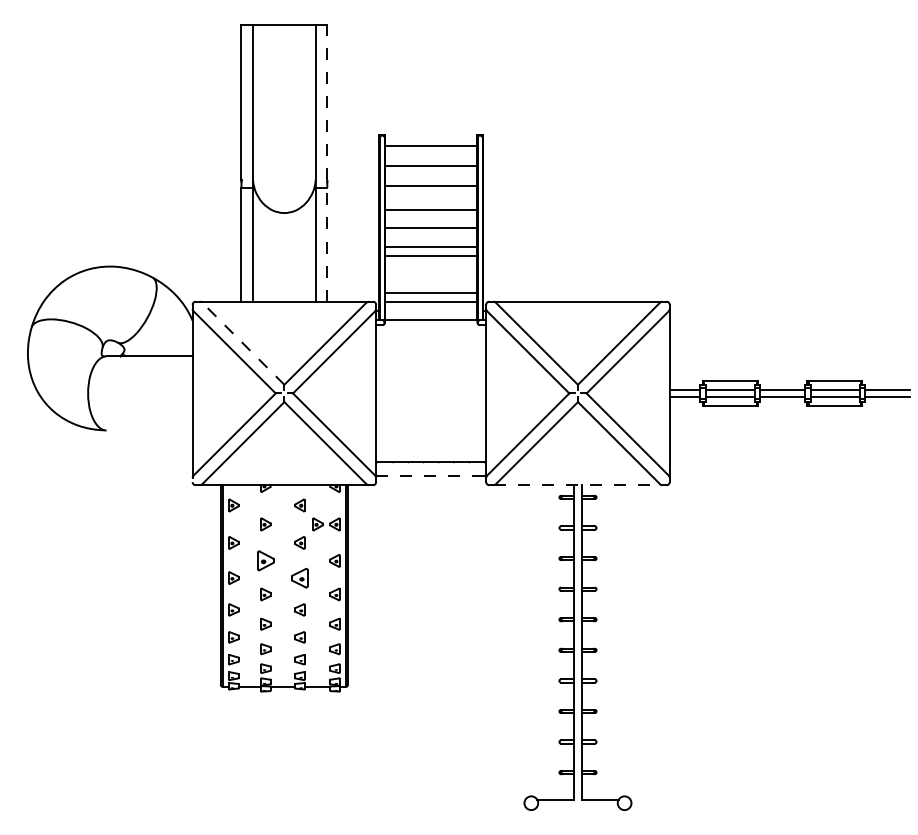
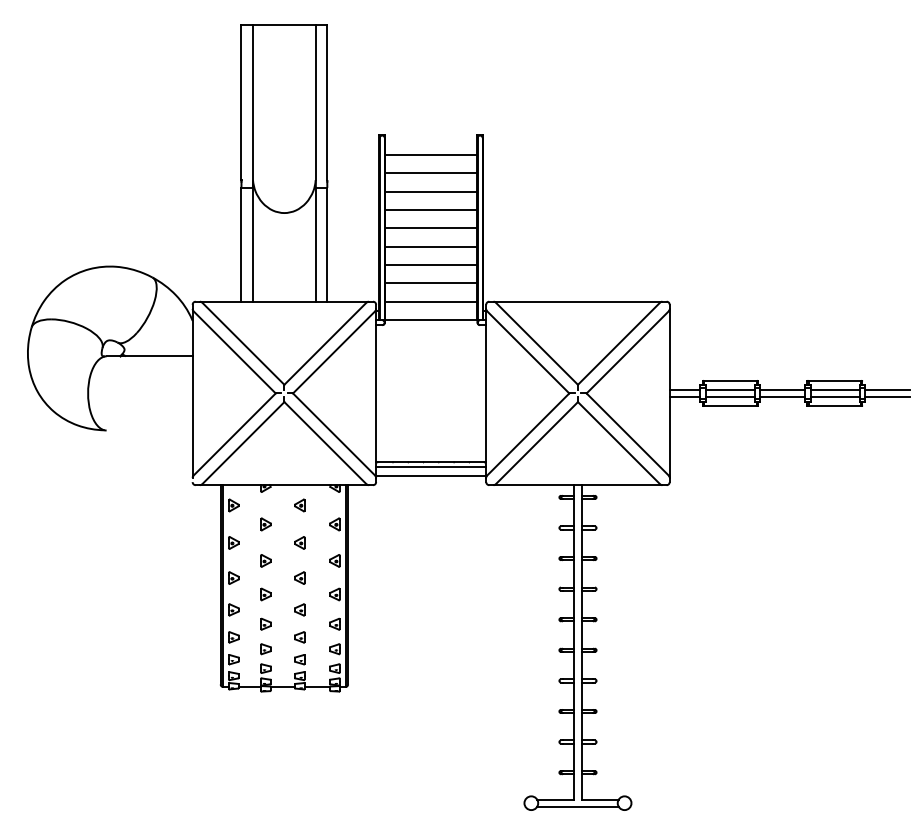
line: dashed -> solid (327, 102)
line position: (431, 145) -> (431, 154) (431, 154)
line position: (431, 166) -> (431, 173) (431, 173)
line position: (431, 185) -> (431, 191) (431, 191)
line: dashed -> solid (327, 244)
line position: (431, 256) -> (431, 265) (431, 265)
line position: (431, 293) -> (431, 283) (431, 283)
line: dashed -> solid (242, 343)
line: none -> present (431, 466)
line: dashed -> solid (431, 476)
line: dashed -> solid (578, 485)
part: present -> none (317, 524)
part size: 18x22 px -> 12x14 px (265, 560)
part size: 18x22 px -> 12x14 px (299, 577)
line: none -> present (577, 806)
